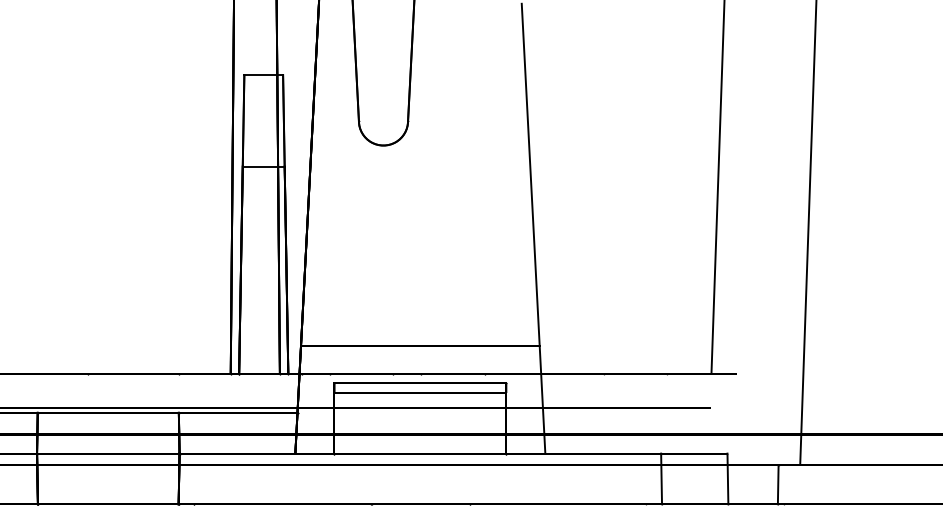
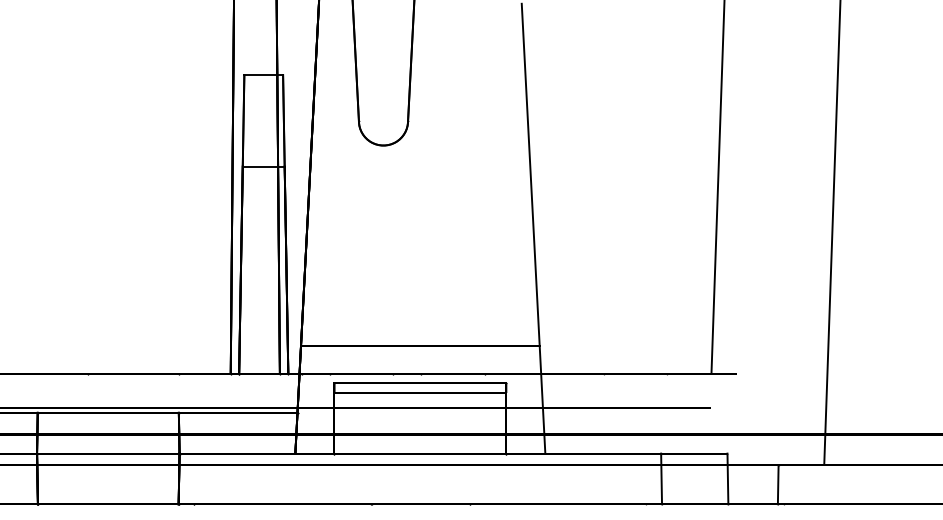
line position: (808, 232) -> (832, 233) (832, 233)
